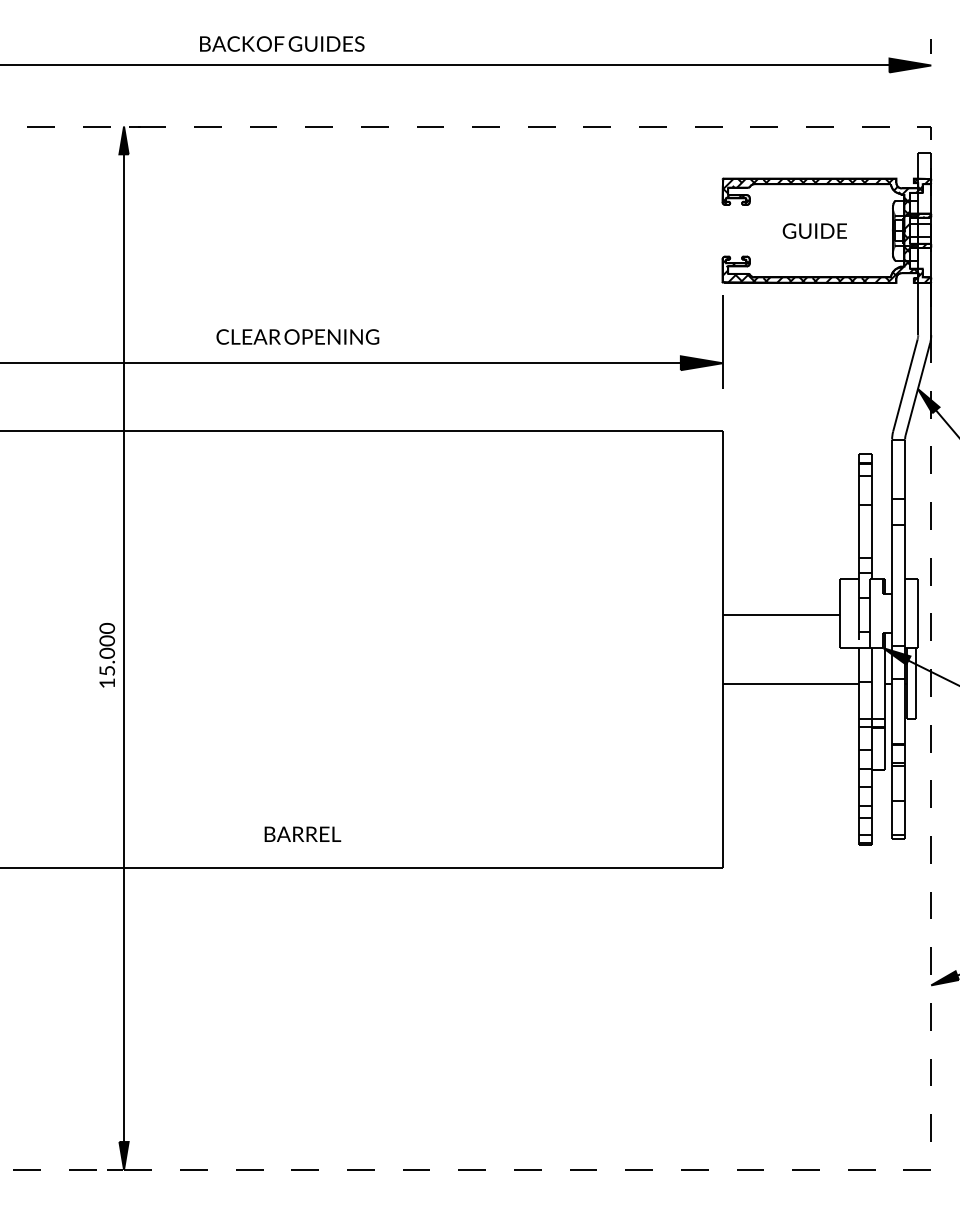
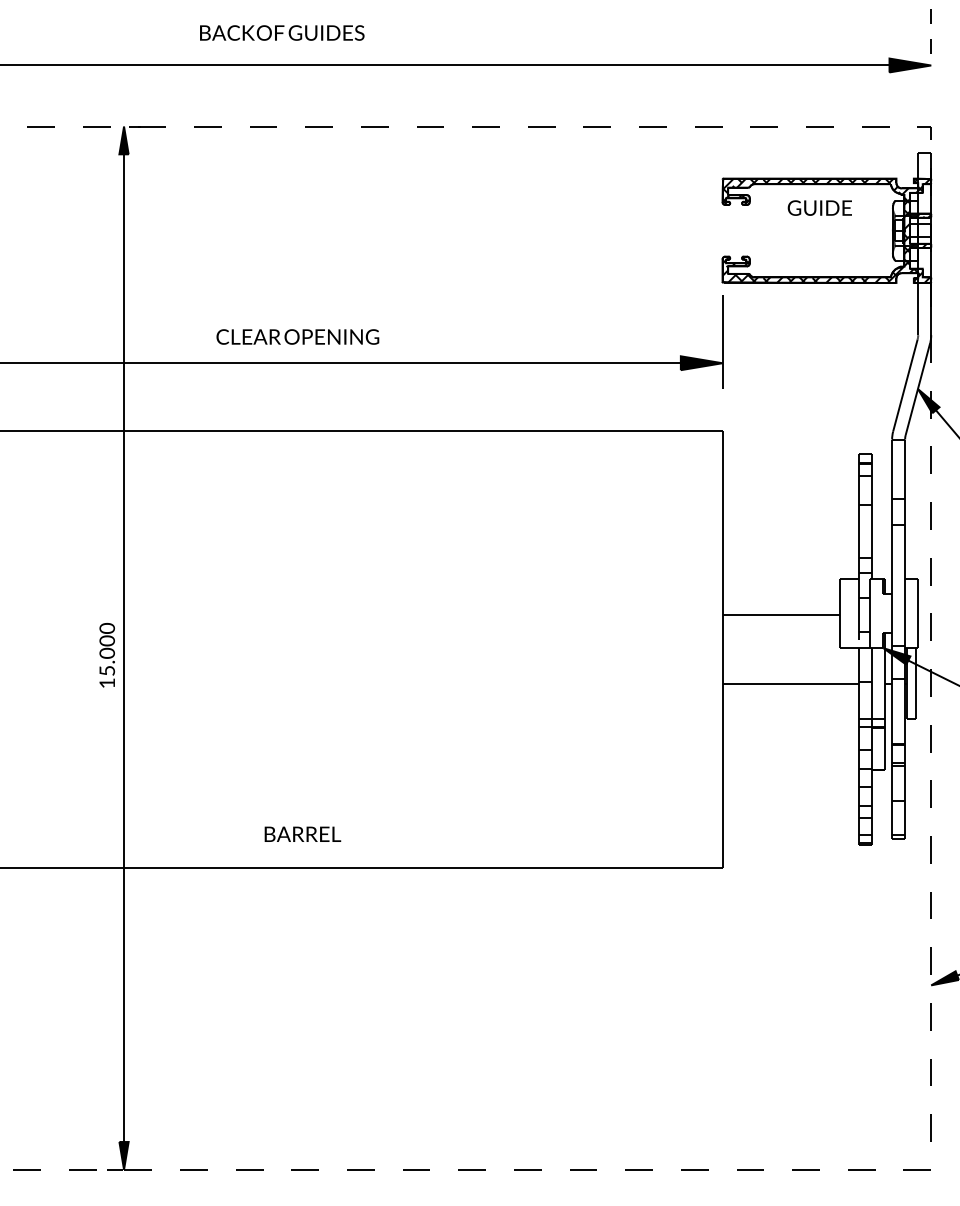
line: none -> present (930, 16)
text position: (282, 43) -> (282, 32) (282, 32)
text position: (814, 230) -> (819, 207) (819, 207)
